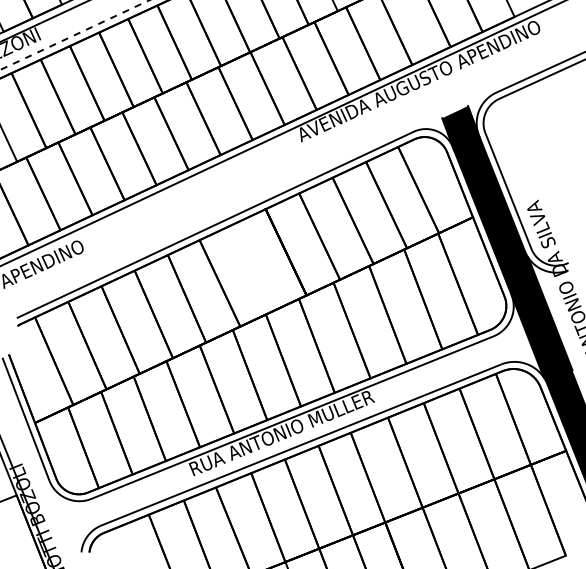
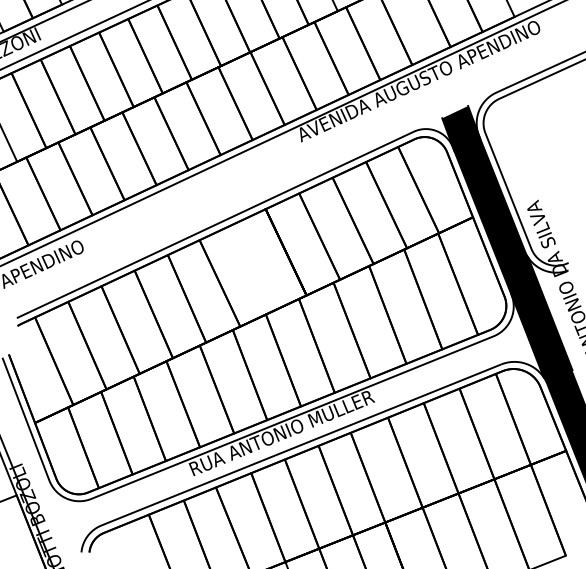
line: dashed -> solid (75, 34)
